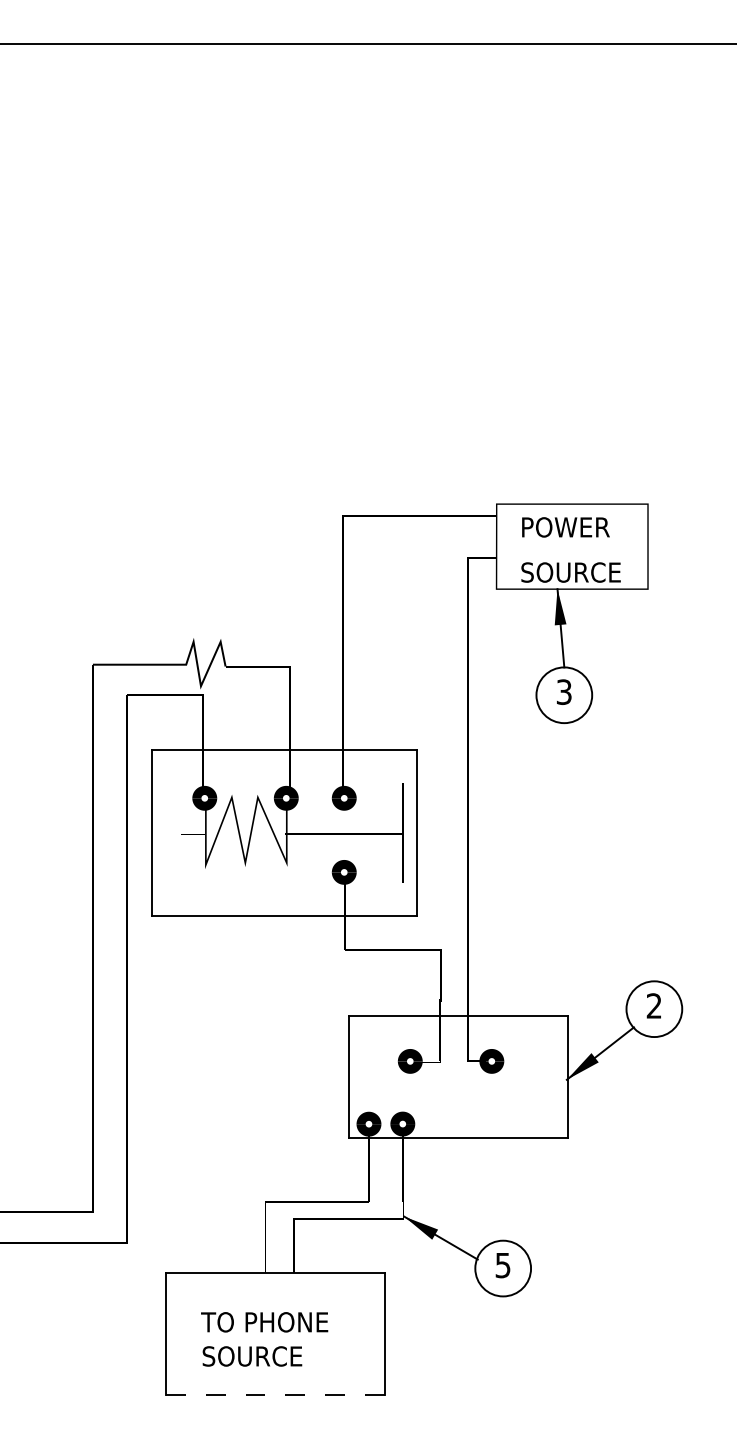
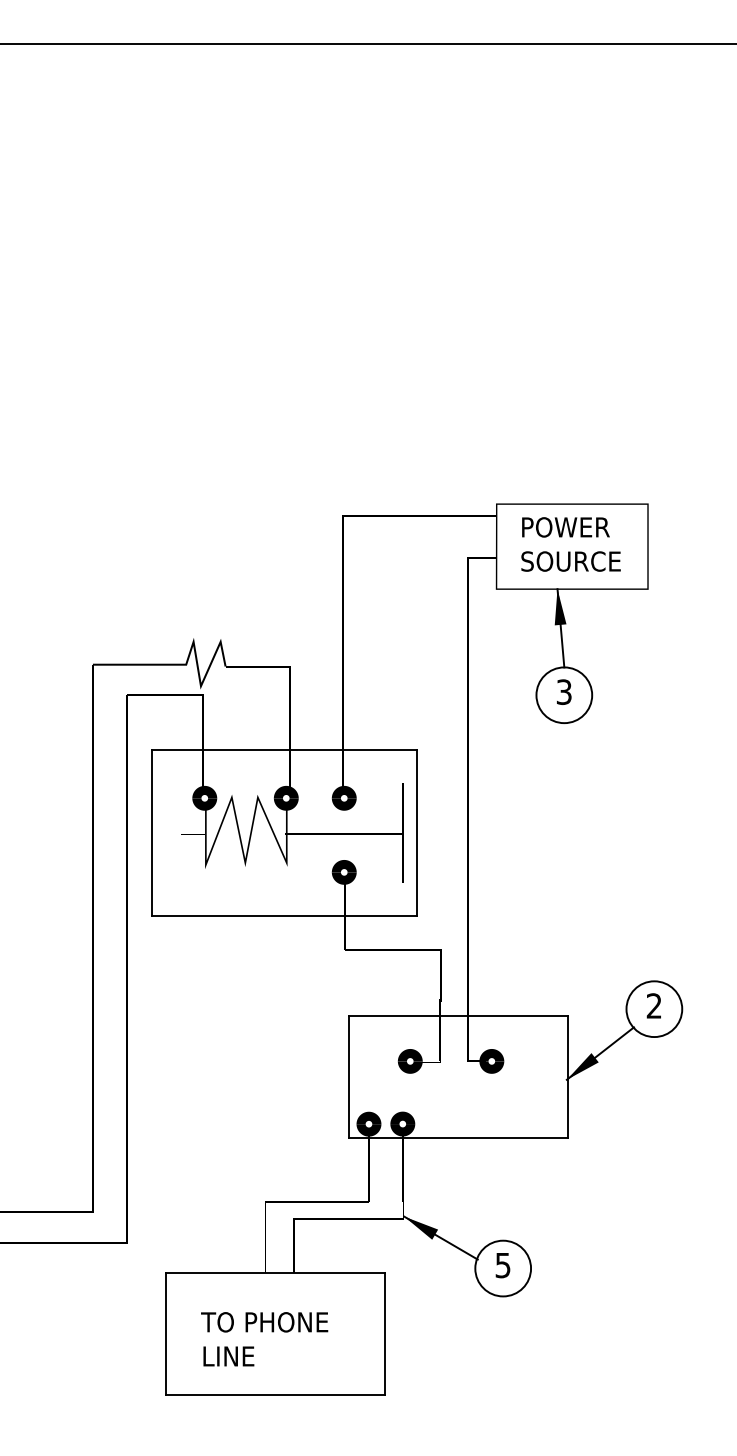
text position: (570, 572) -> (570, 561) (570, 561)
text: SOURCE -> LINE (252, 1356)
line: dashed -> solid (275, 1394)
